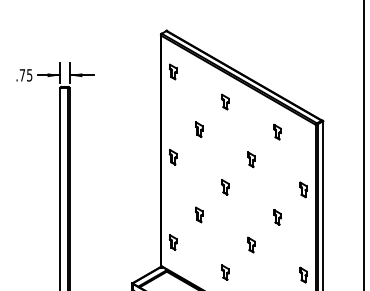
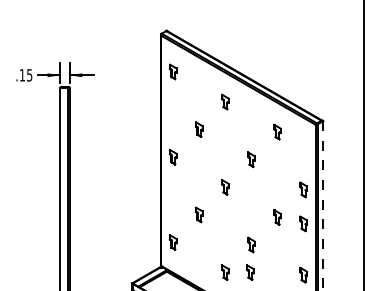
text: .75 -> .15 (22, 75)
line: solid -> dashed (323, 205)
part: none -> present (303, 223)
part: none -> present (250, 272)
